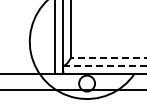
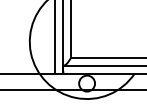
line: dashed -> solid (108, 57)
line: dashed -> solid (105, 65)
